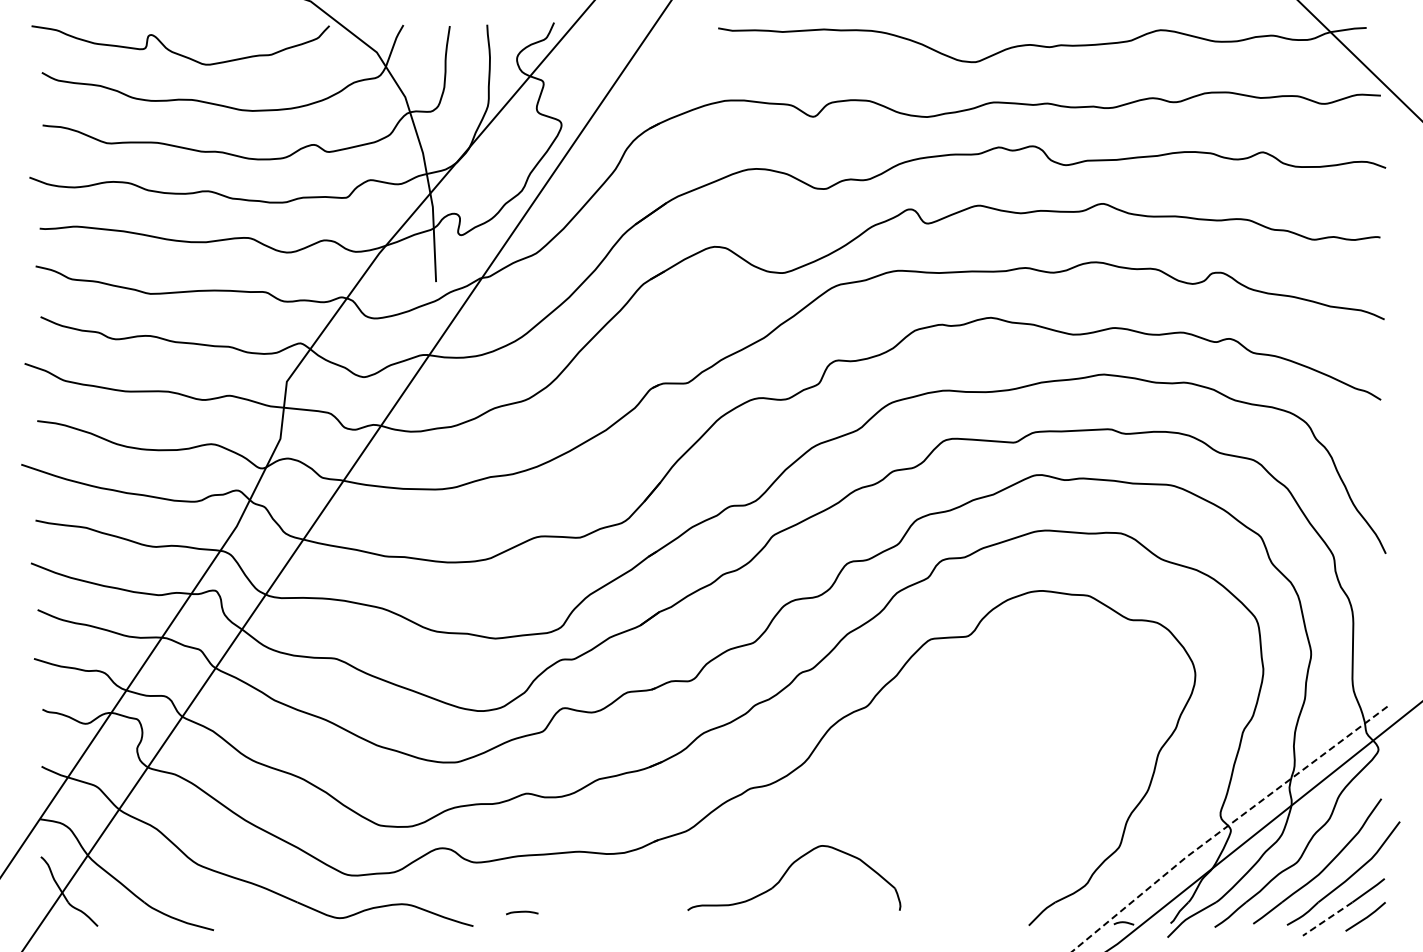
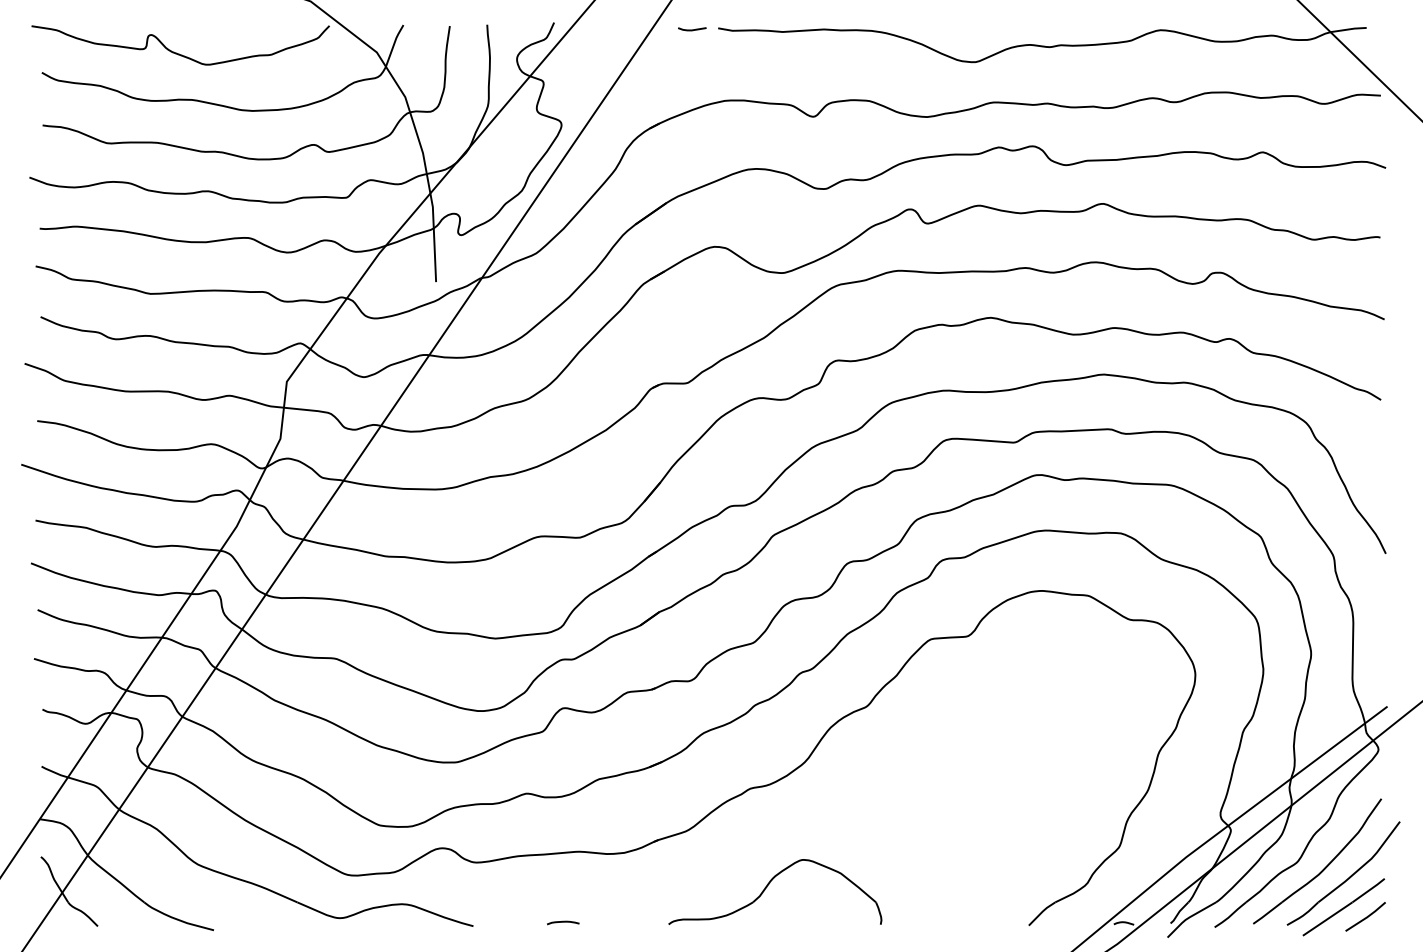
line: none -> present (692, 29)
line: dashed -> solid (1227, 826)
part position: (786, 873) -> (767, 887) (767, 887)
curve position: (522, 912) -> (563, 922) (563, 922)
line: dashed -> solid (1327, 919)
